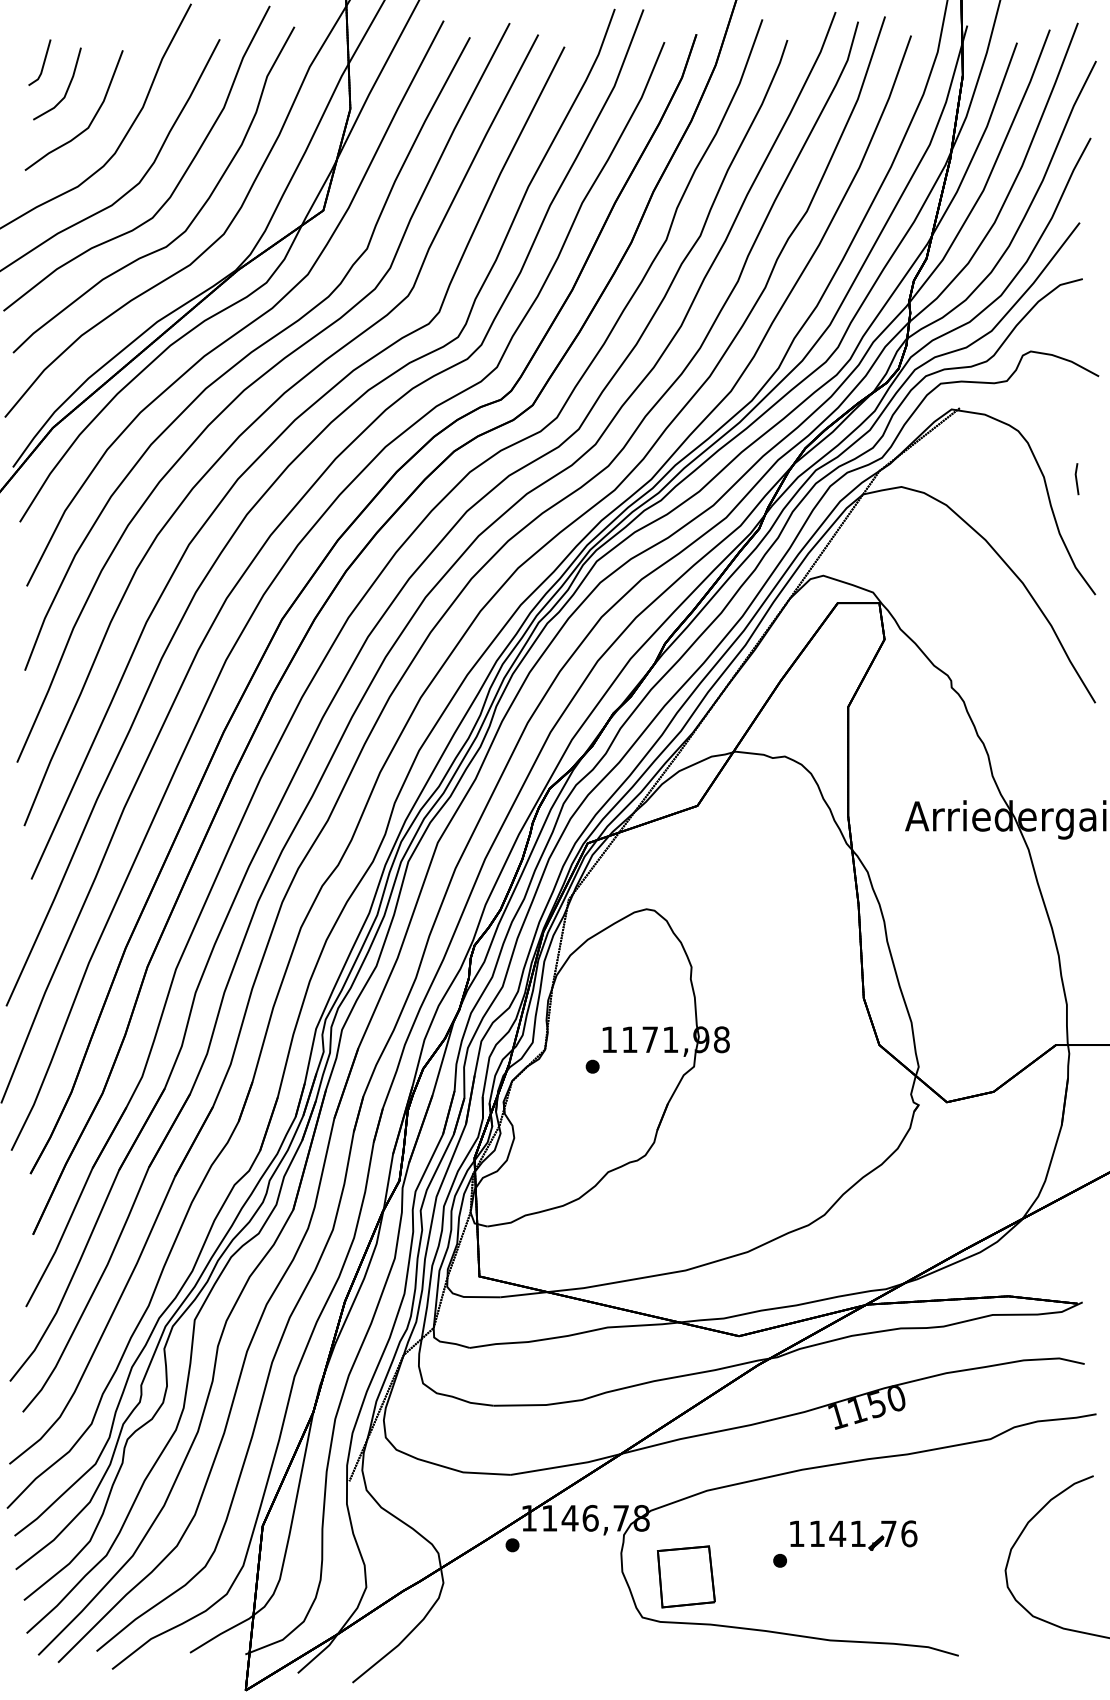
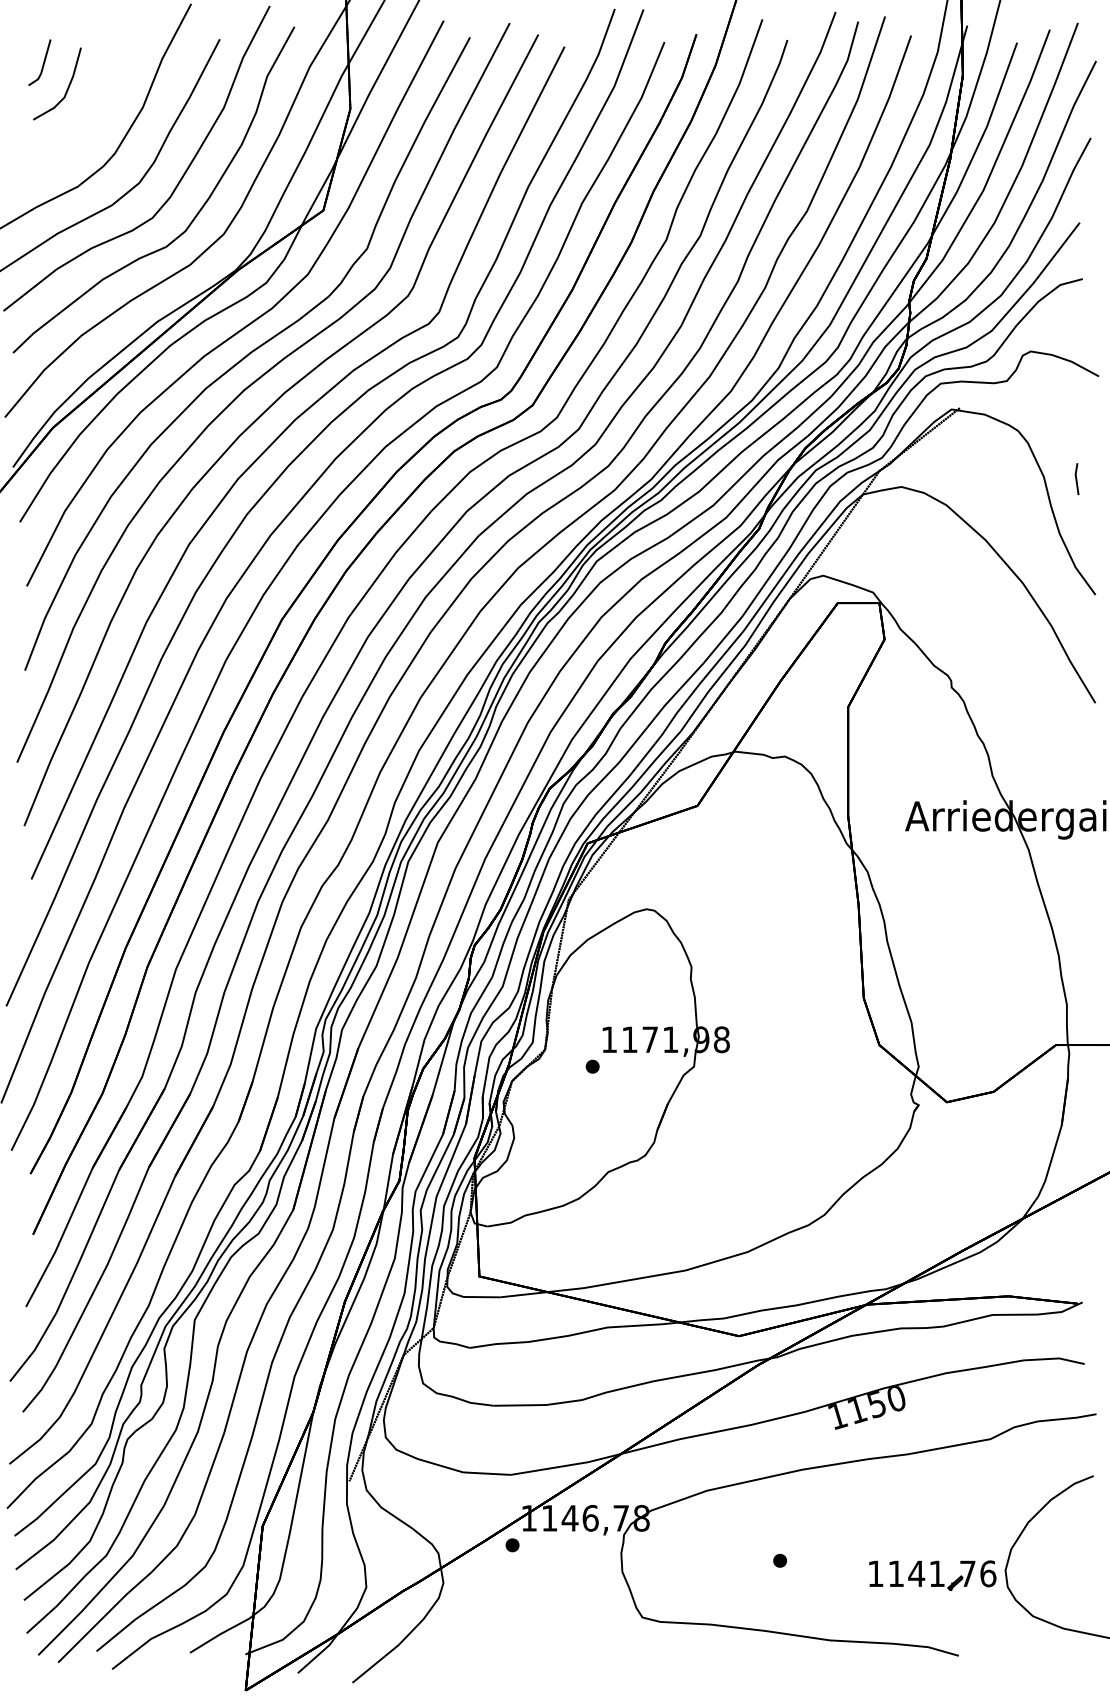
part: present -> none (91, 120)
part position: (853, 1535) -> (932, 1575) (932, 1575)
part: present -> none (686, 1576)
